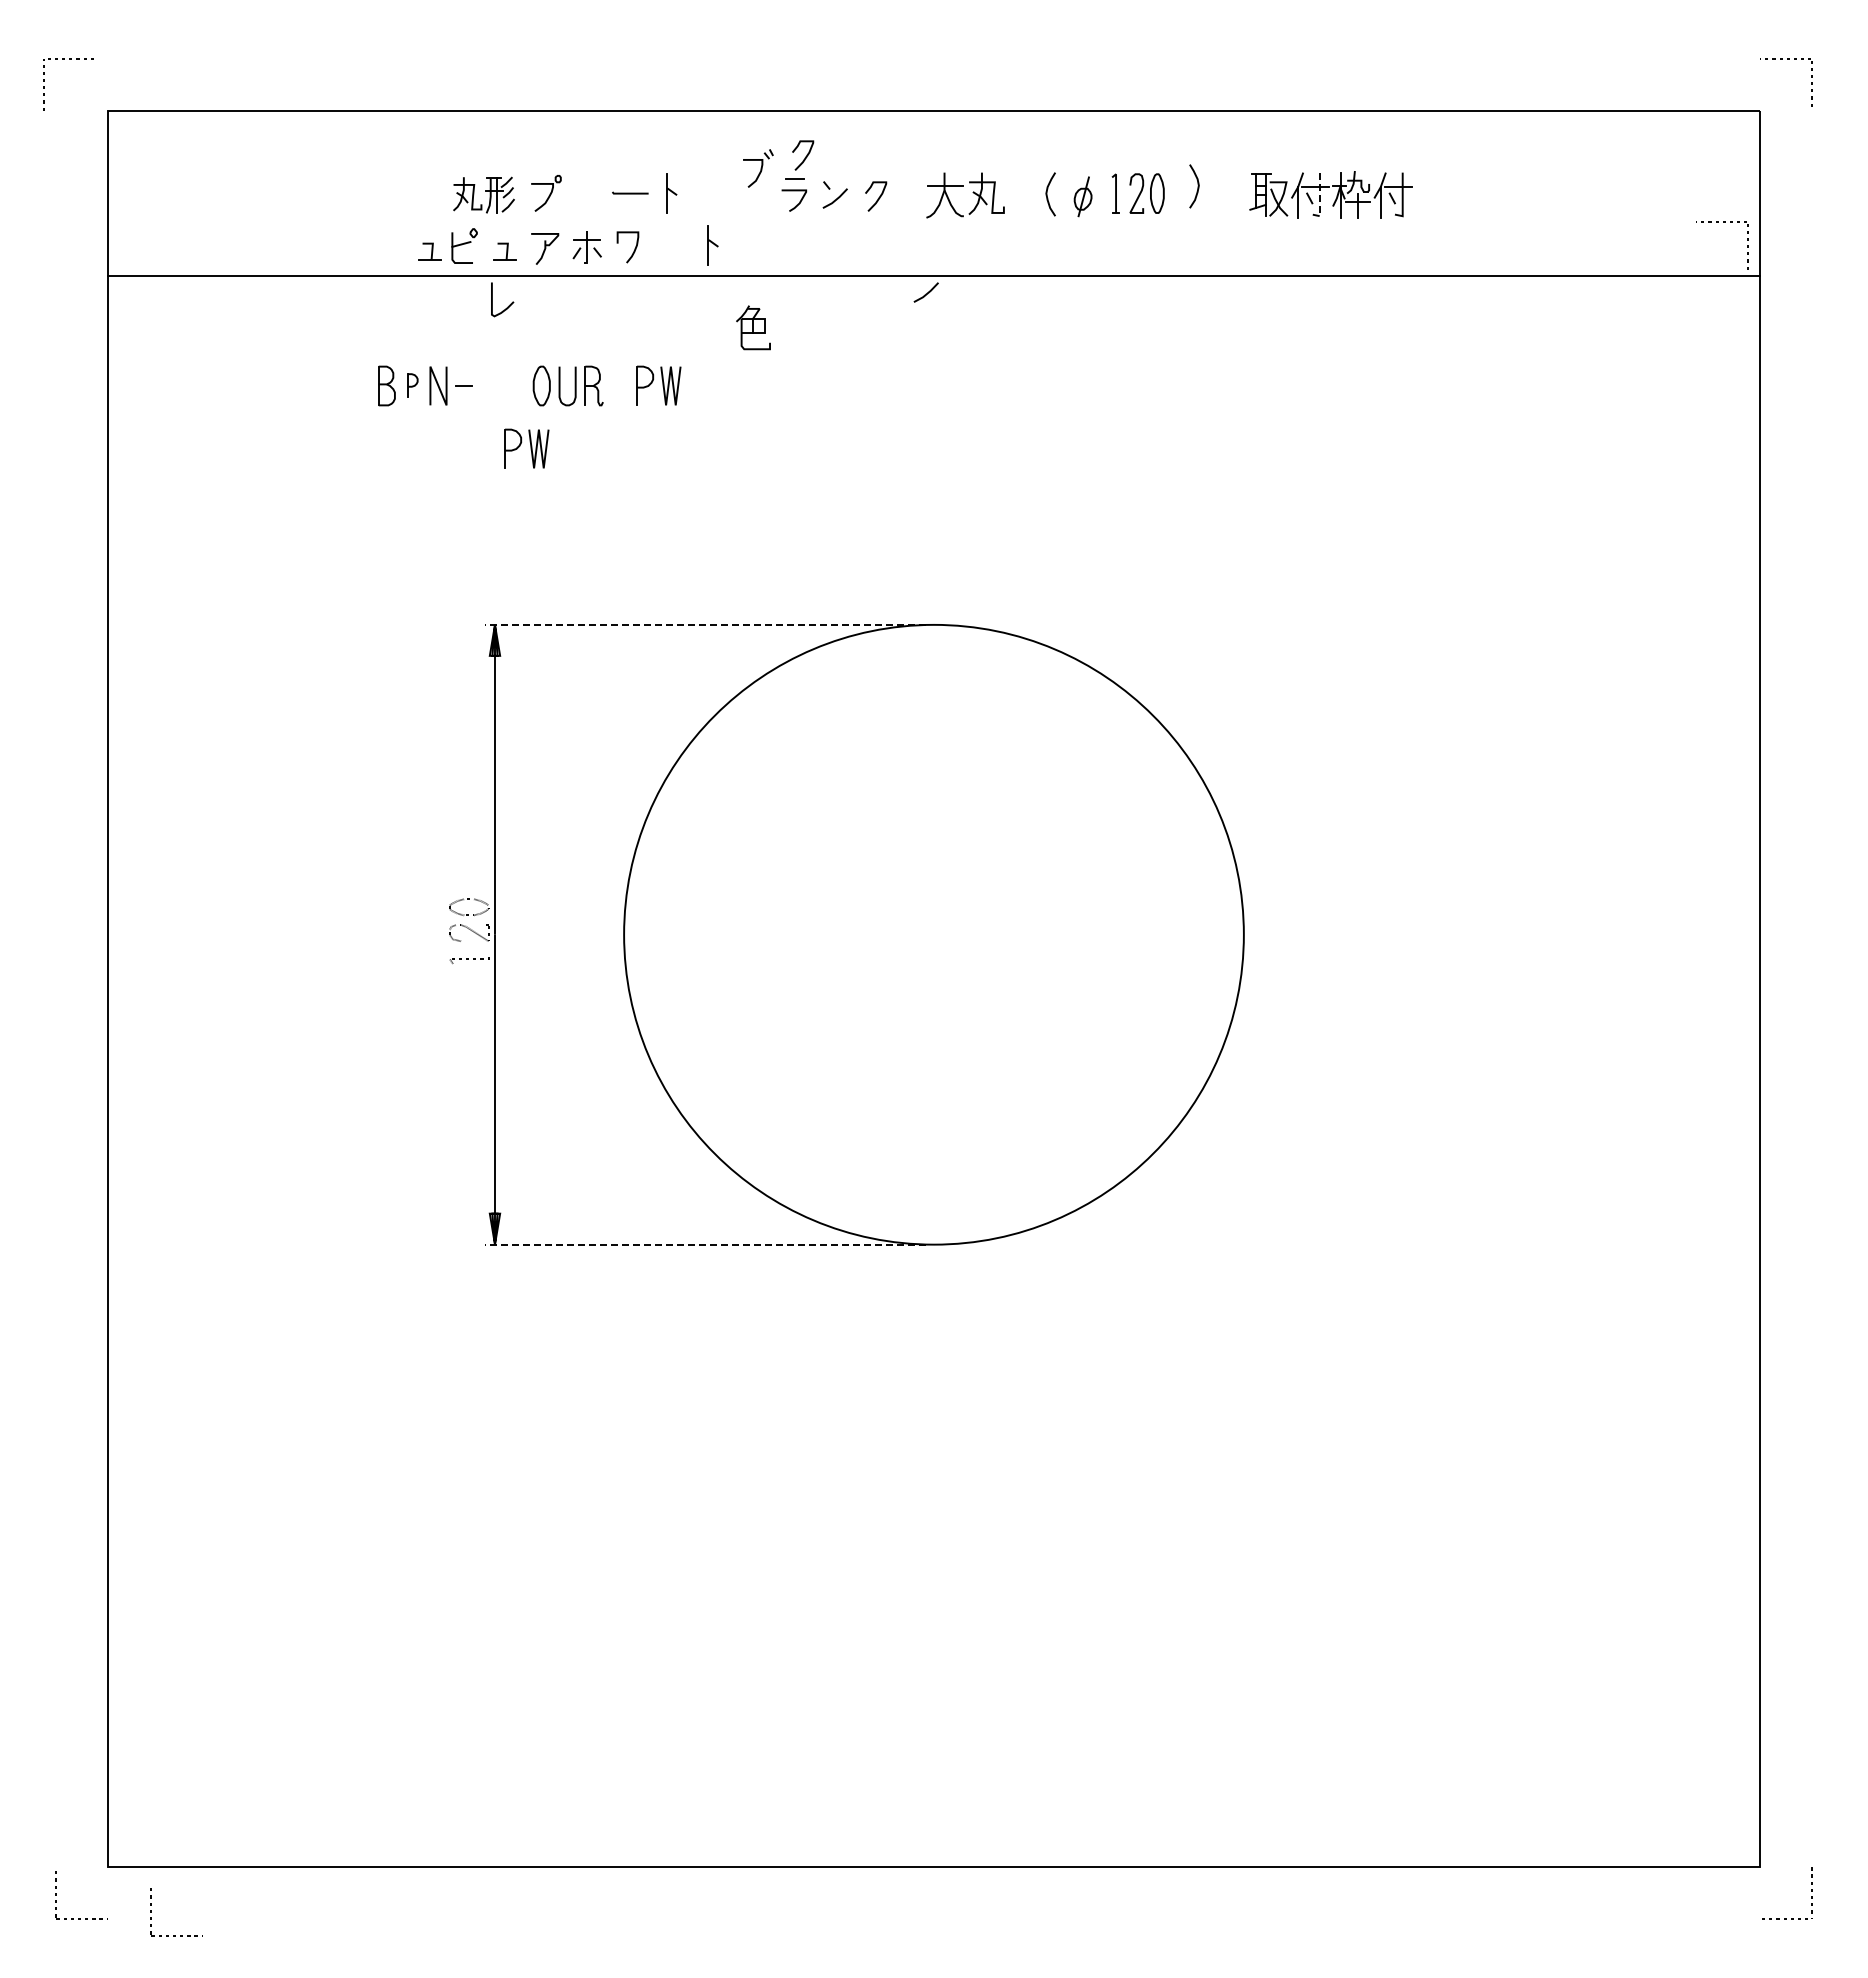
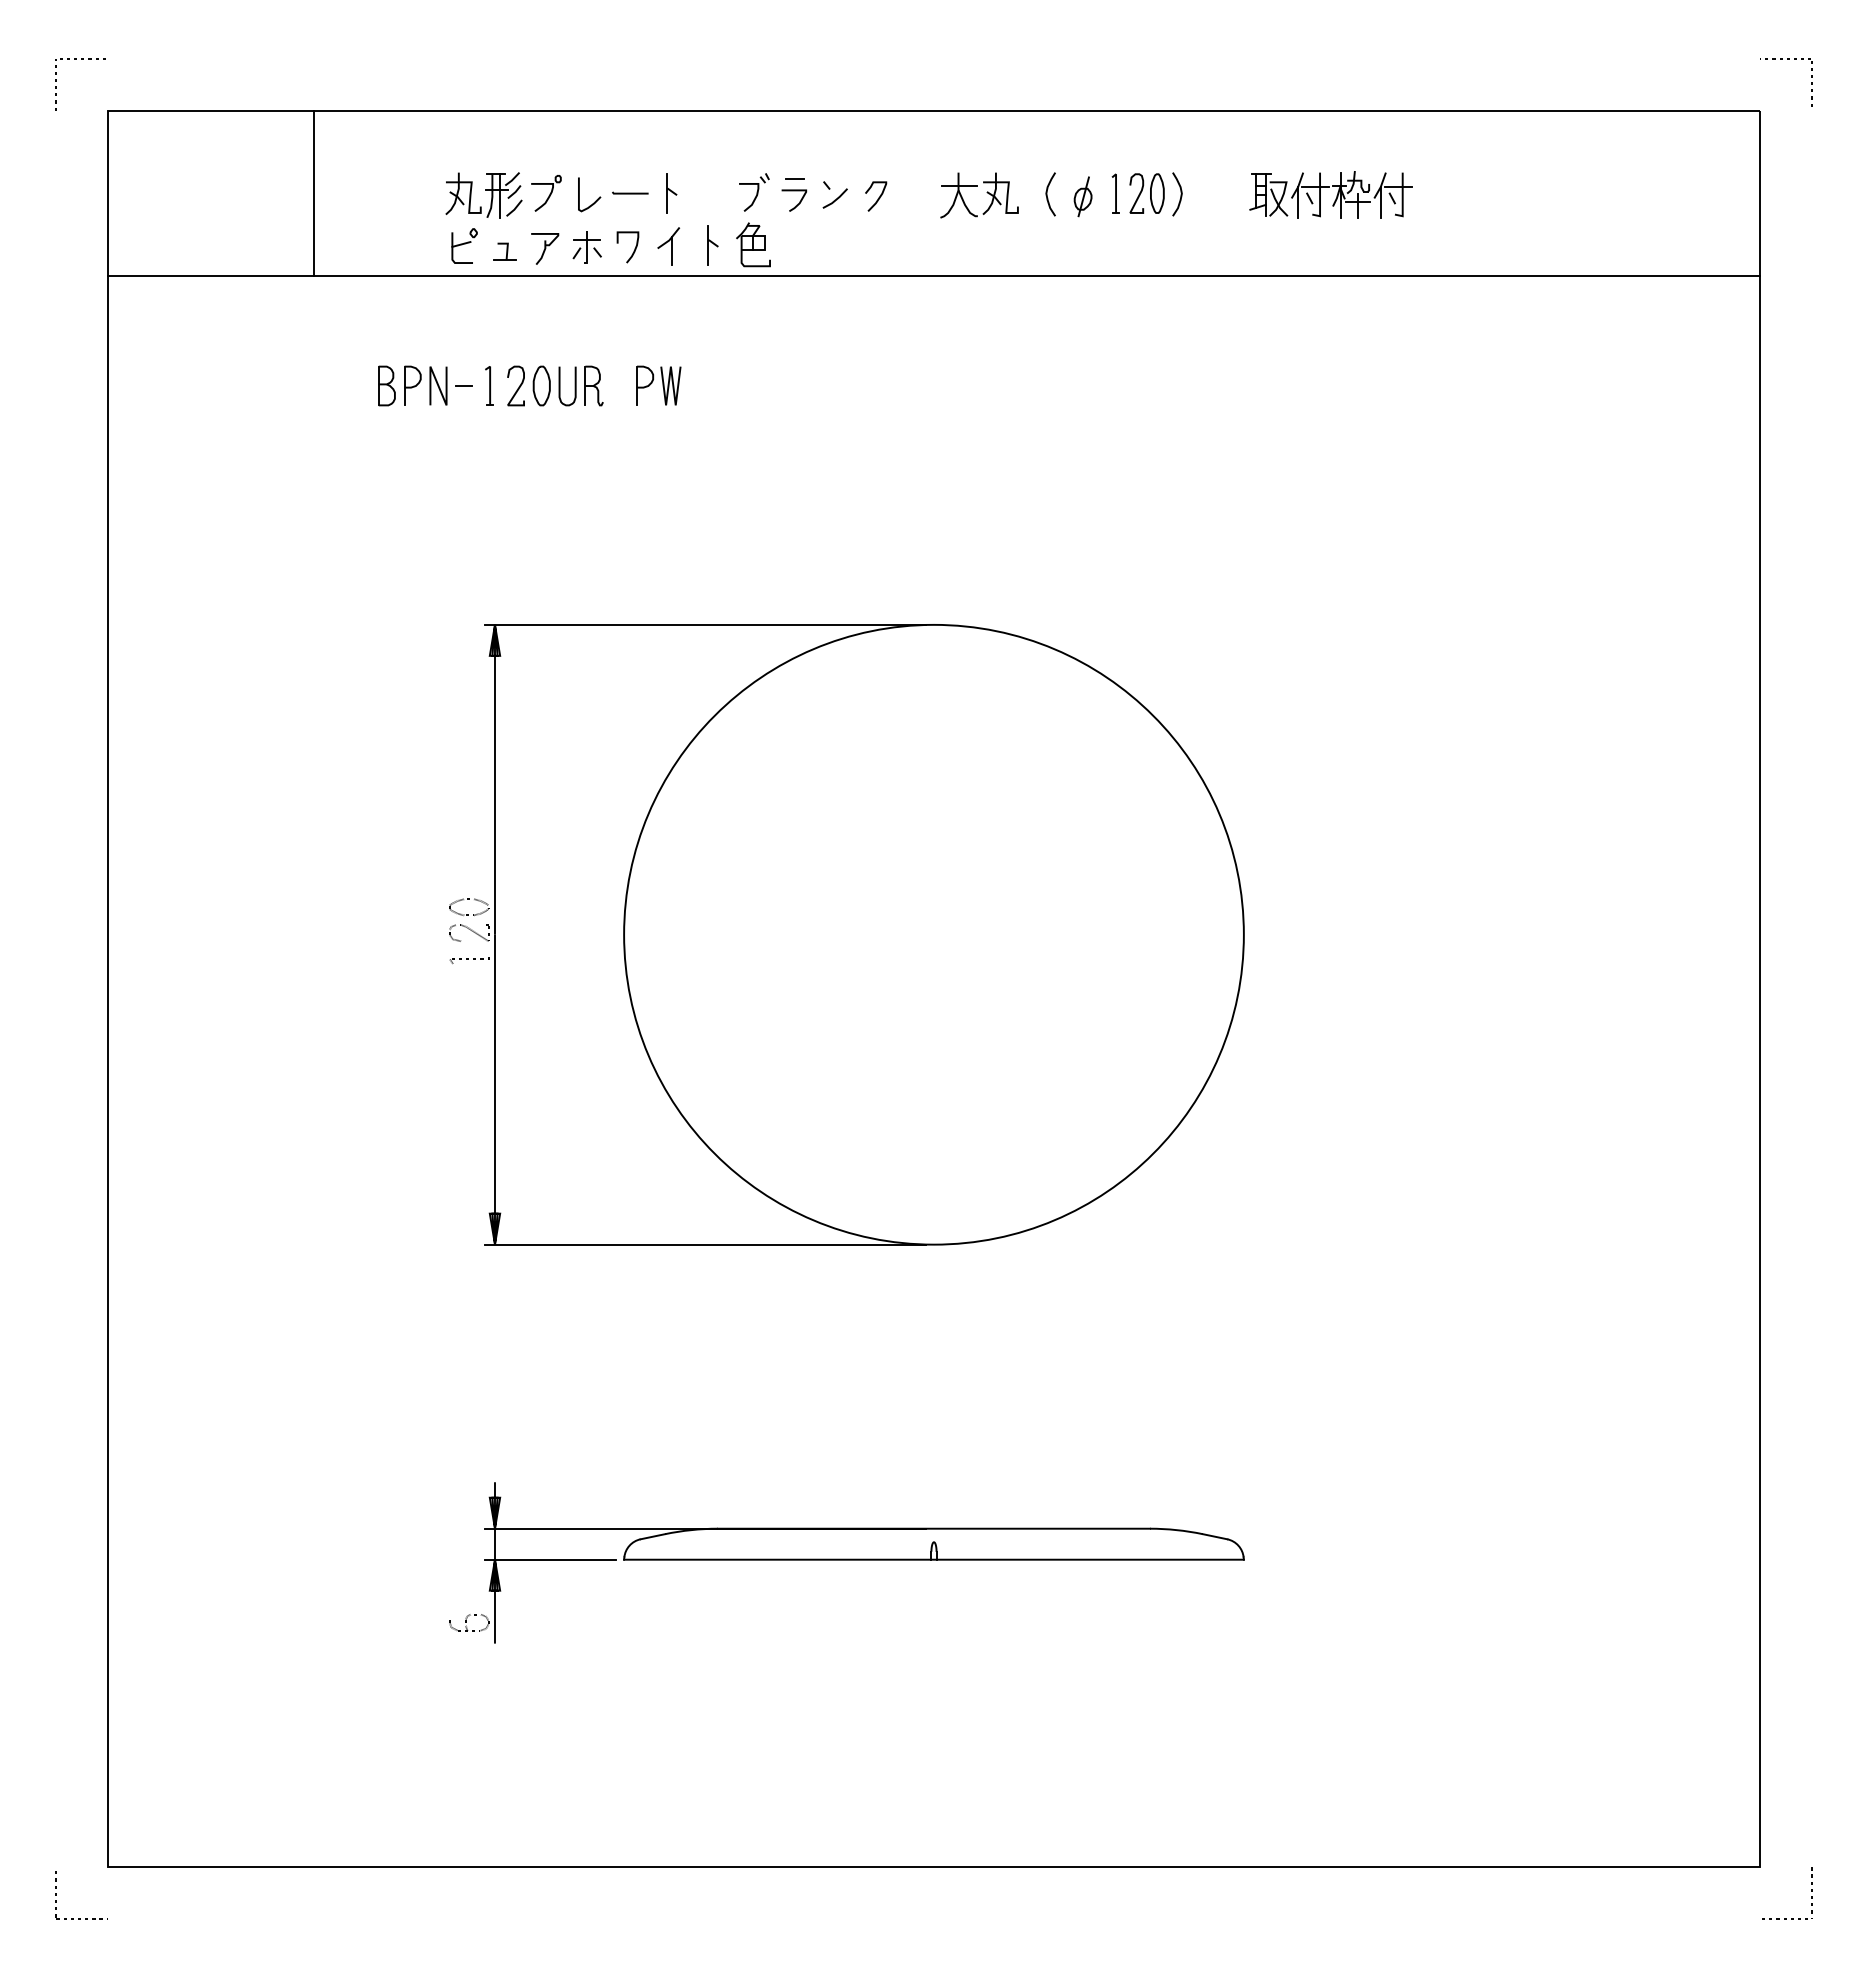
line position: (44, 86) -> (56, 86) (56, 86)
curve: present -> none (805, 156)
part position: (758, 168) -> (754, 192) (754, 192)
curve position: (1197, 186) -> (1180, 194) (1180, 194)
part position: (972, 192) -> (986, 192) (986, 192)
line: none -> present (314, 193)
part size: 62x38 px -> 78x47 px (483, 195)
line: dashed -> solid (1320, 199)
line: present -> none (1723, 222)
part: none -> present (668, 246)
part: present -> none (429, 251)
line: present -> none (925, 293)
curve position: (508, 305) -> (595, 200) (595, 200)
part position: (753, 327) -> (753, 244) (753, 244)
part size: 12x25 px -> 18x41 px (412, 385)
part: none -> present (489, 385)
curve: none -> present (518, 386)
part: present -> none (526, 448)
line: dashed -> solid (705, 624)
line: dashed -> solid (705, 1244)
part: none -> present (846, 1562)
line: present -> none (175, 1935)
